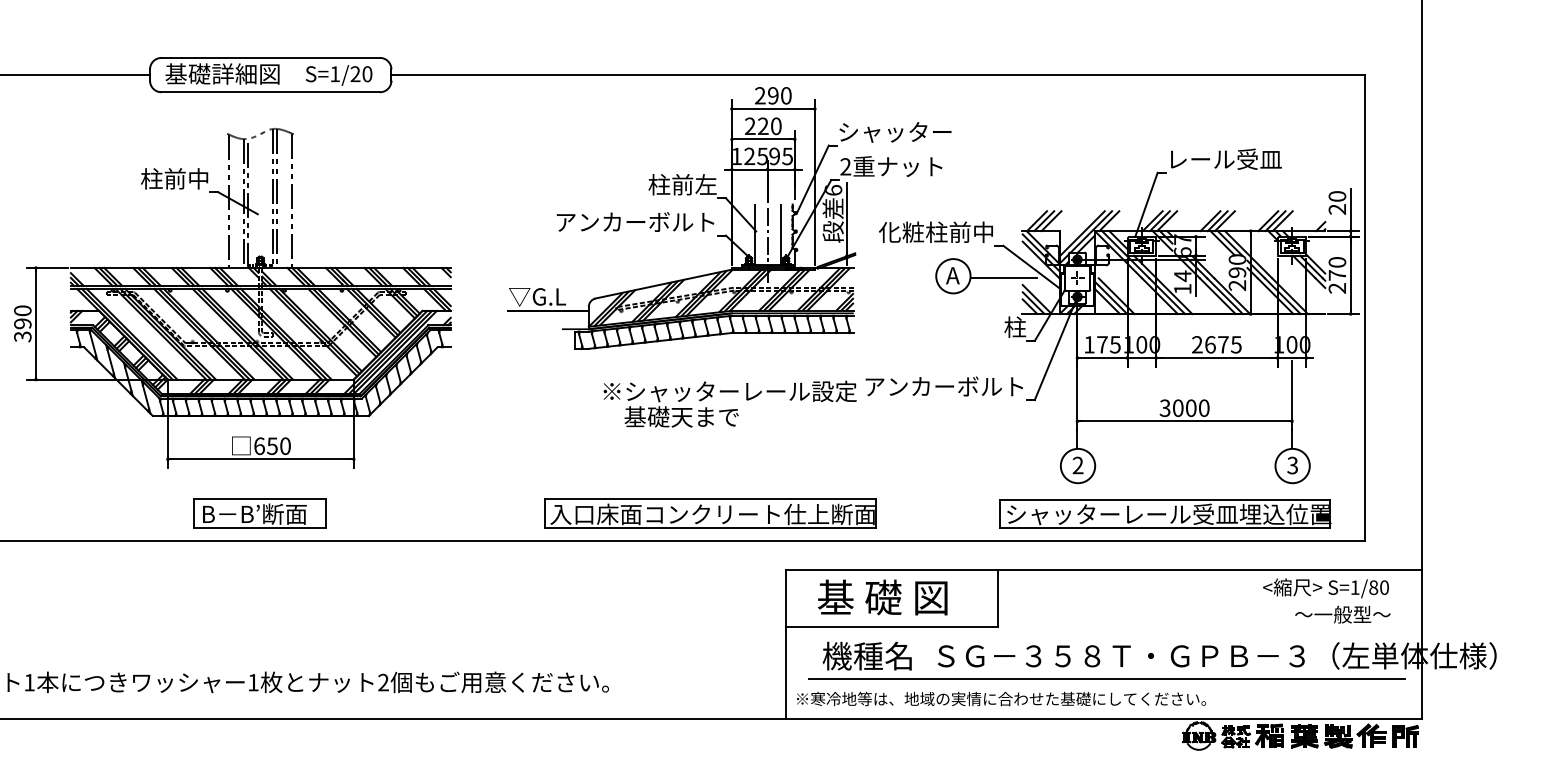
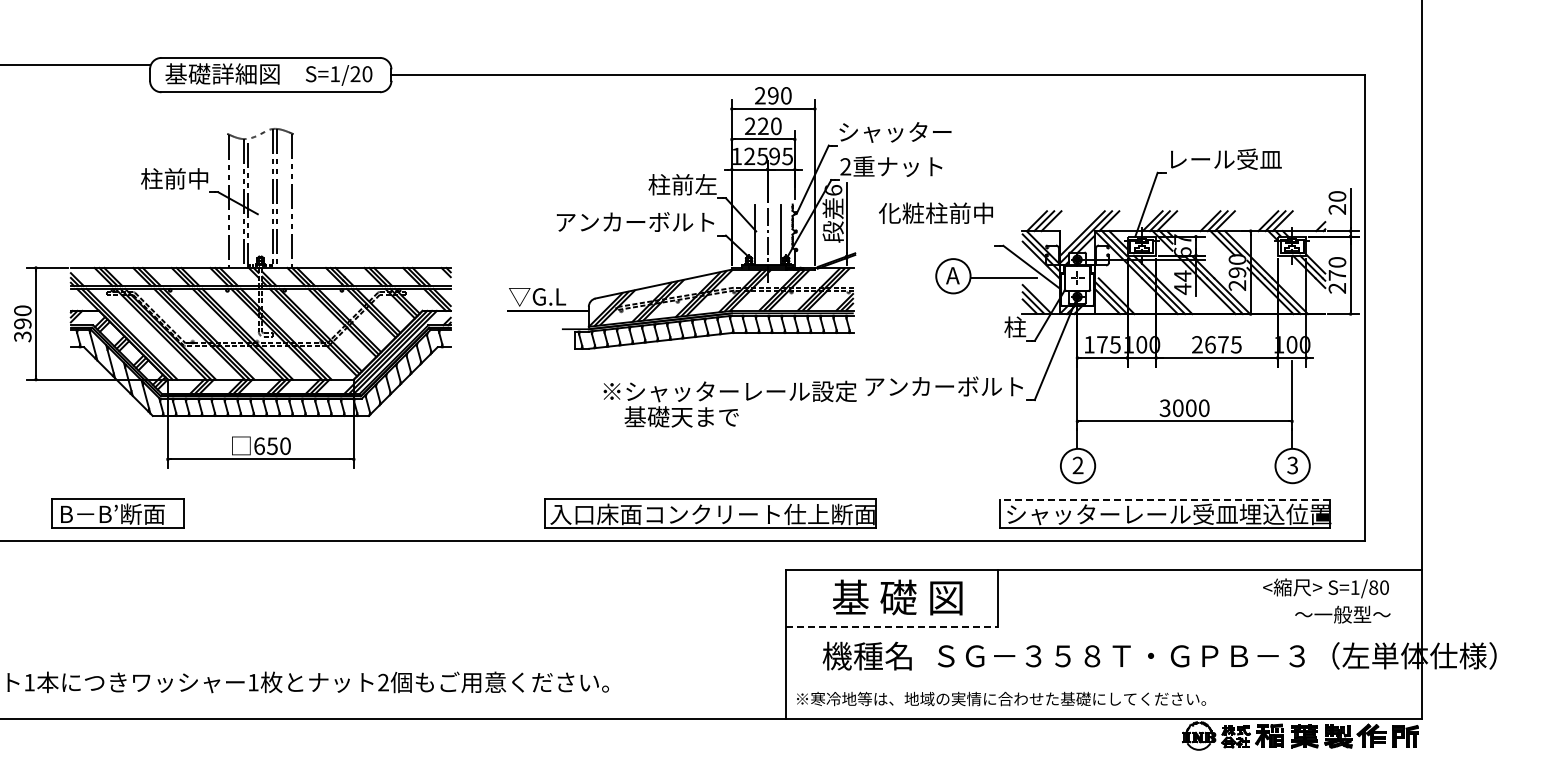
line position: (76, 75) -> (76, 65) (76, 65)
text position: (935, 231) -> (935, 212) (935, 212)
text: 14 -> 44 (1182, 289)
line: solid -> dashed (1165, 499)
part position: (259, 513) -> (117, 513) (117, 513)
text position: (882, 597) -> (897, 597) (897, 597)
line: solid -> dashed (892, 627)
line: present -> none (1106, 679)
